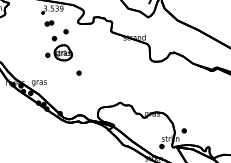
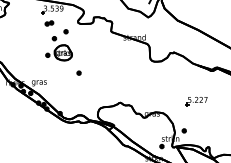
part: none -> present (196, 101)
